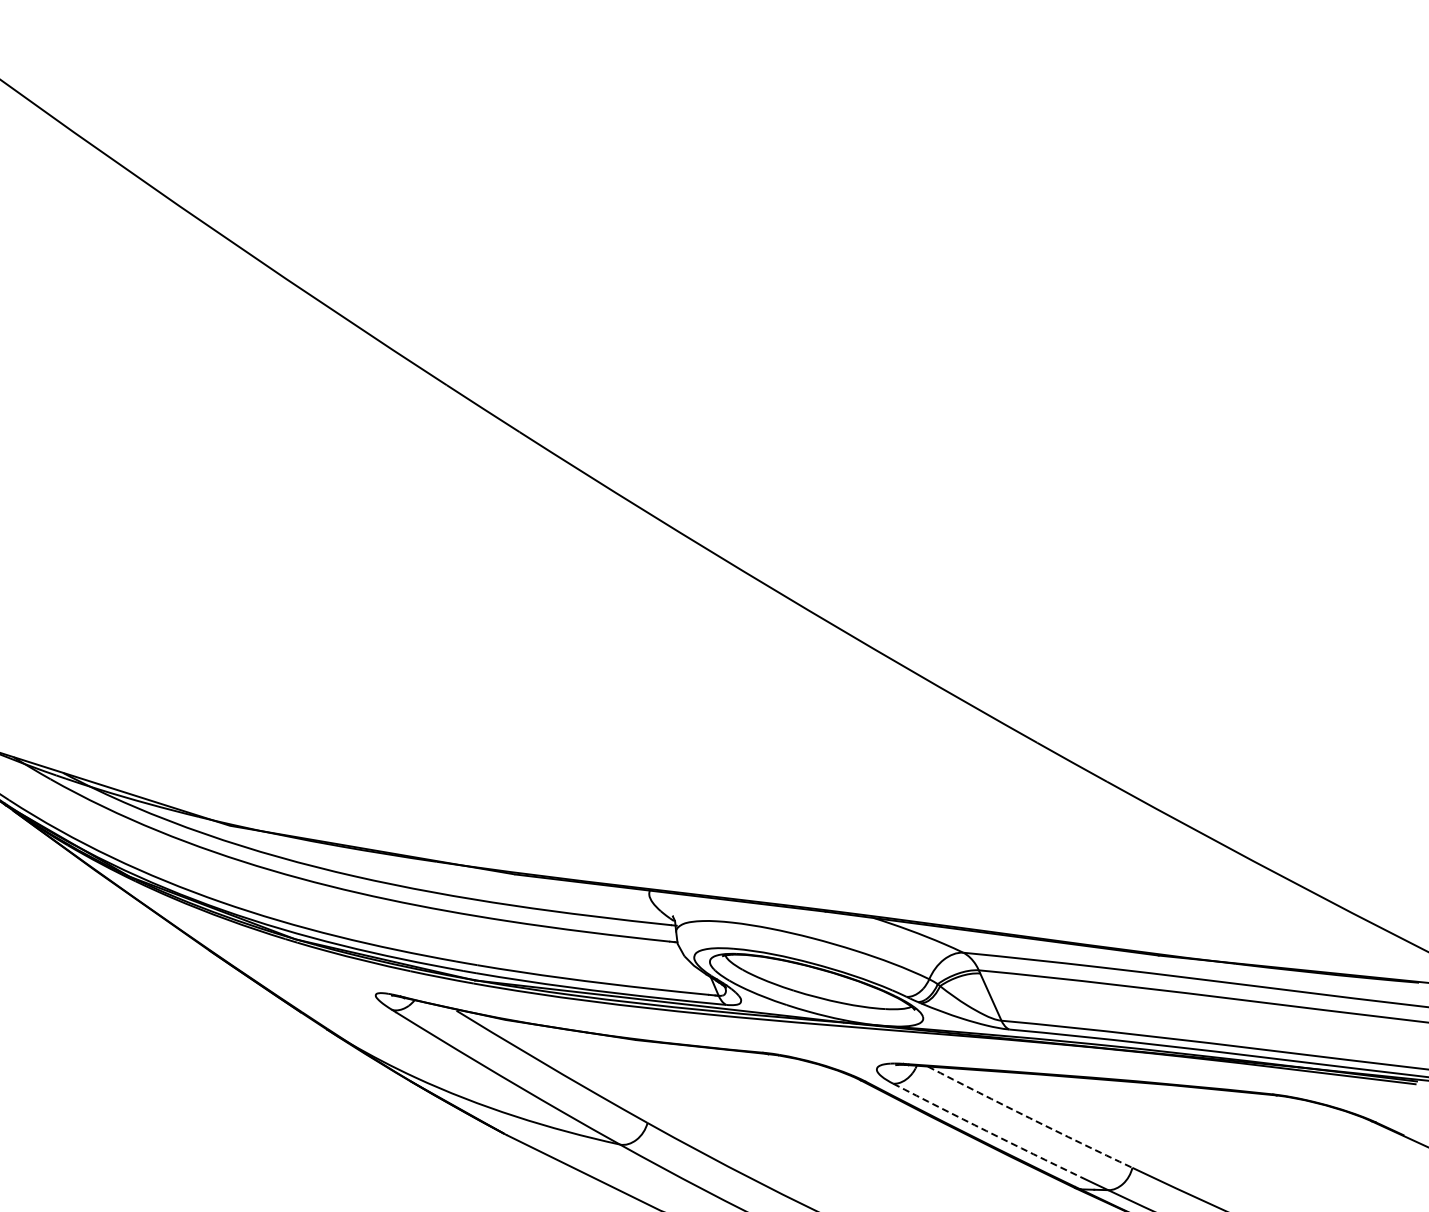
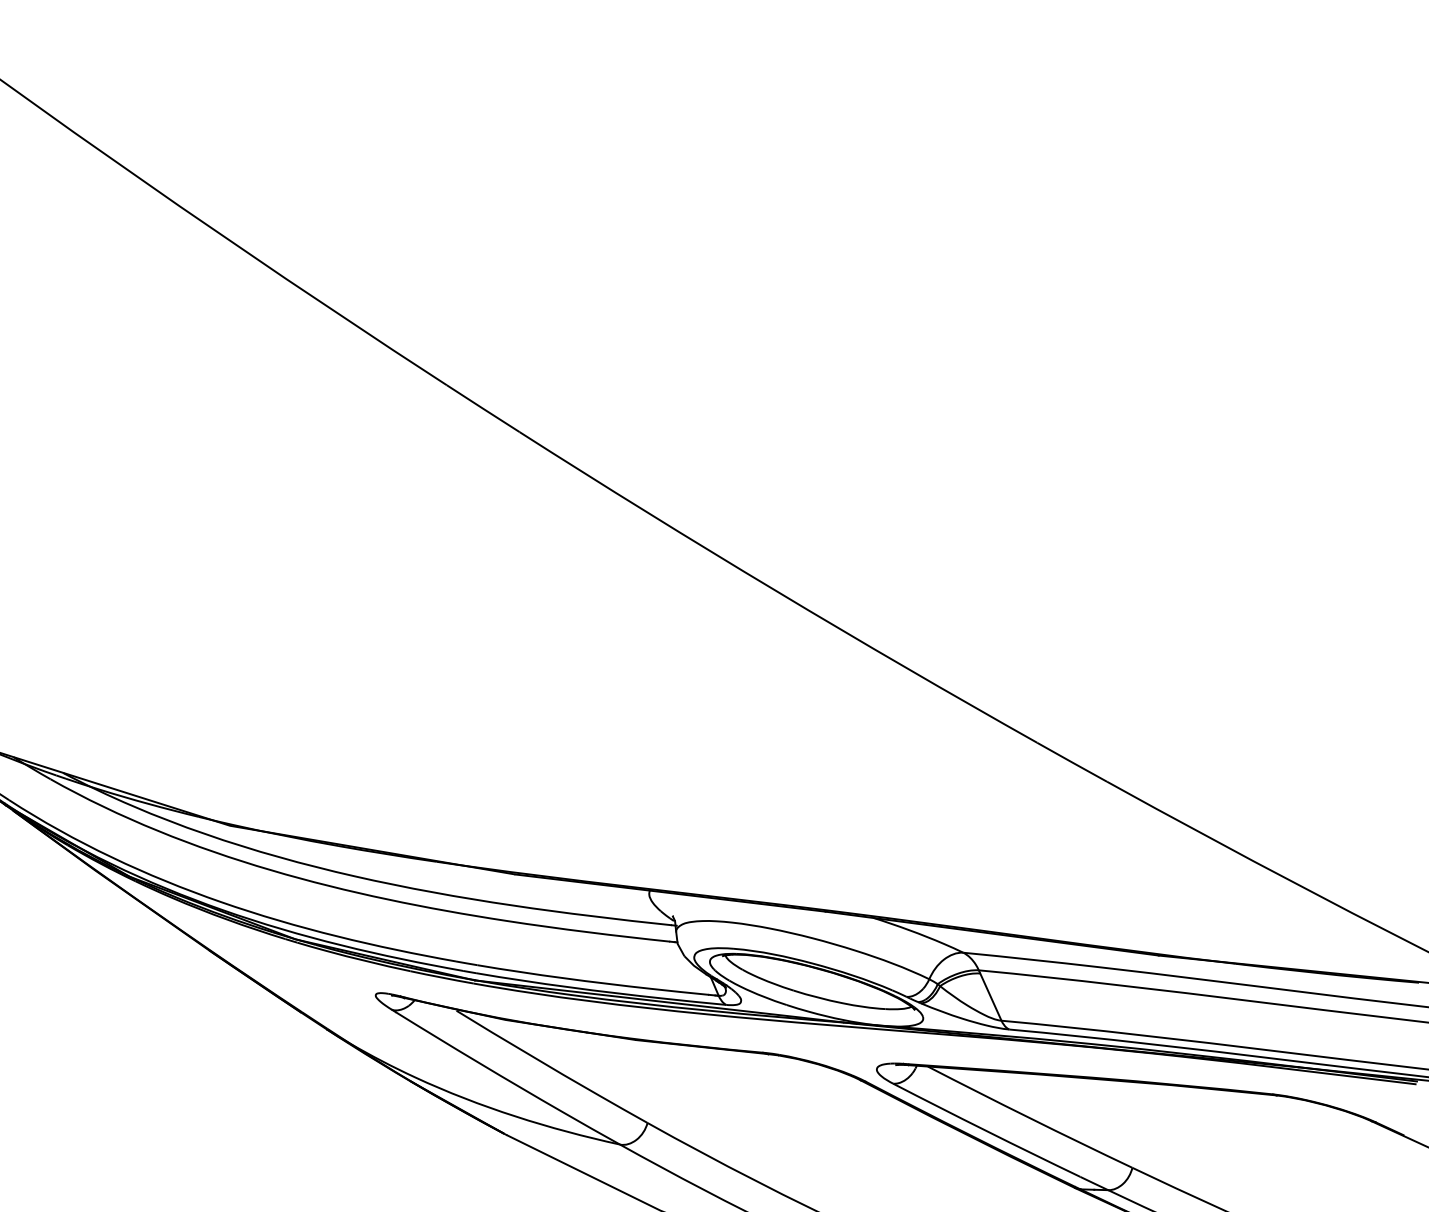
arc: dashed -> solid (1029, 1118)
arc: dashed -> solid (986, 1131)
